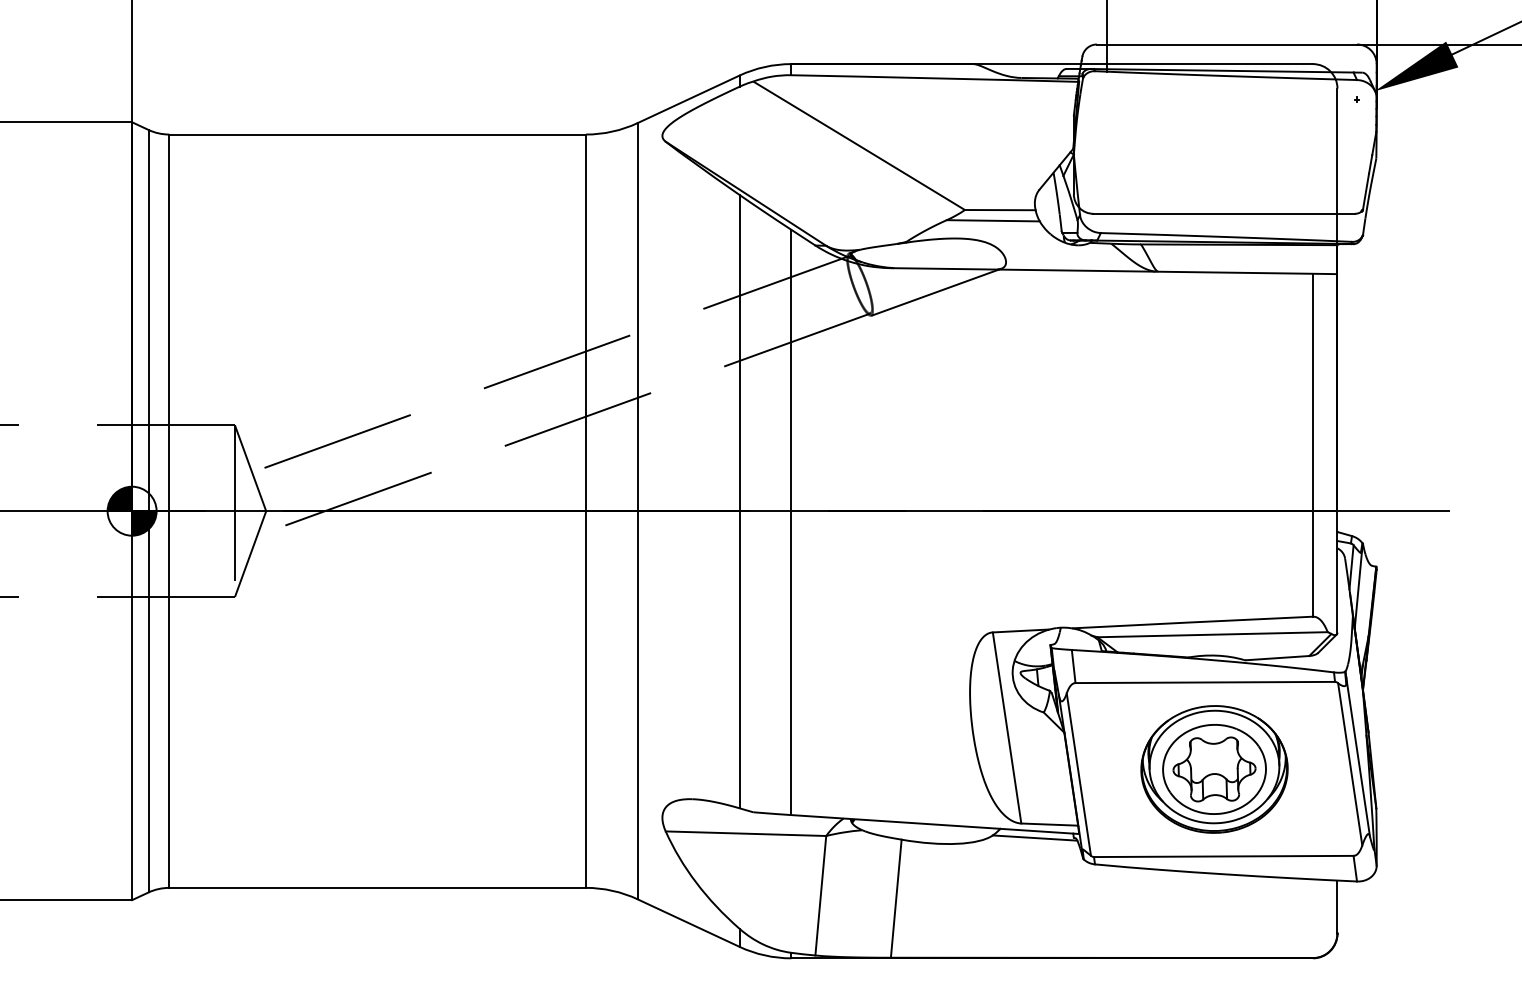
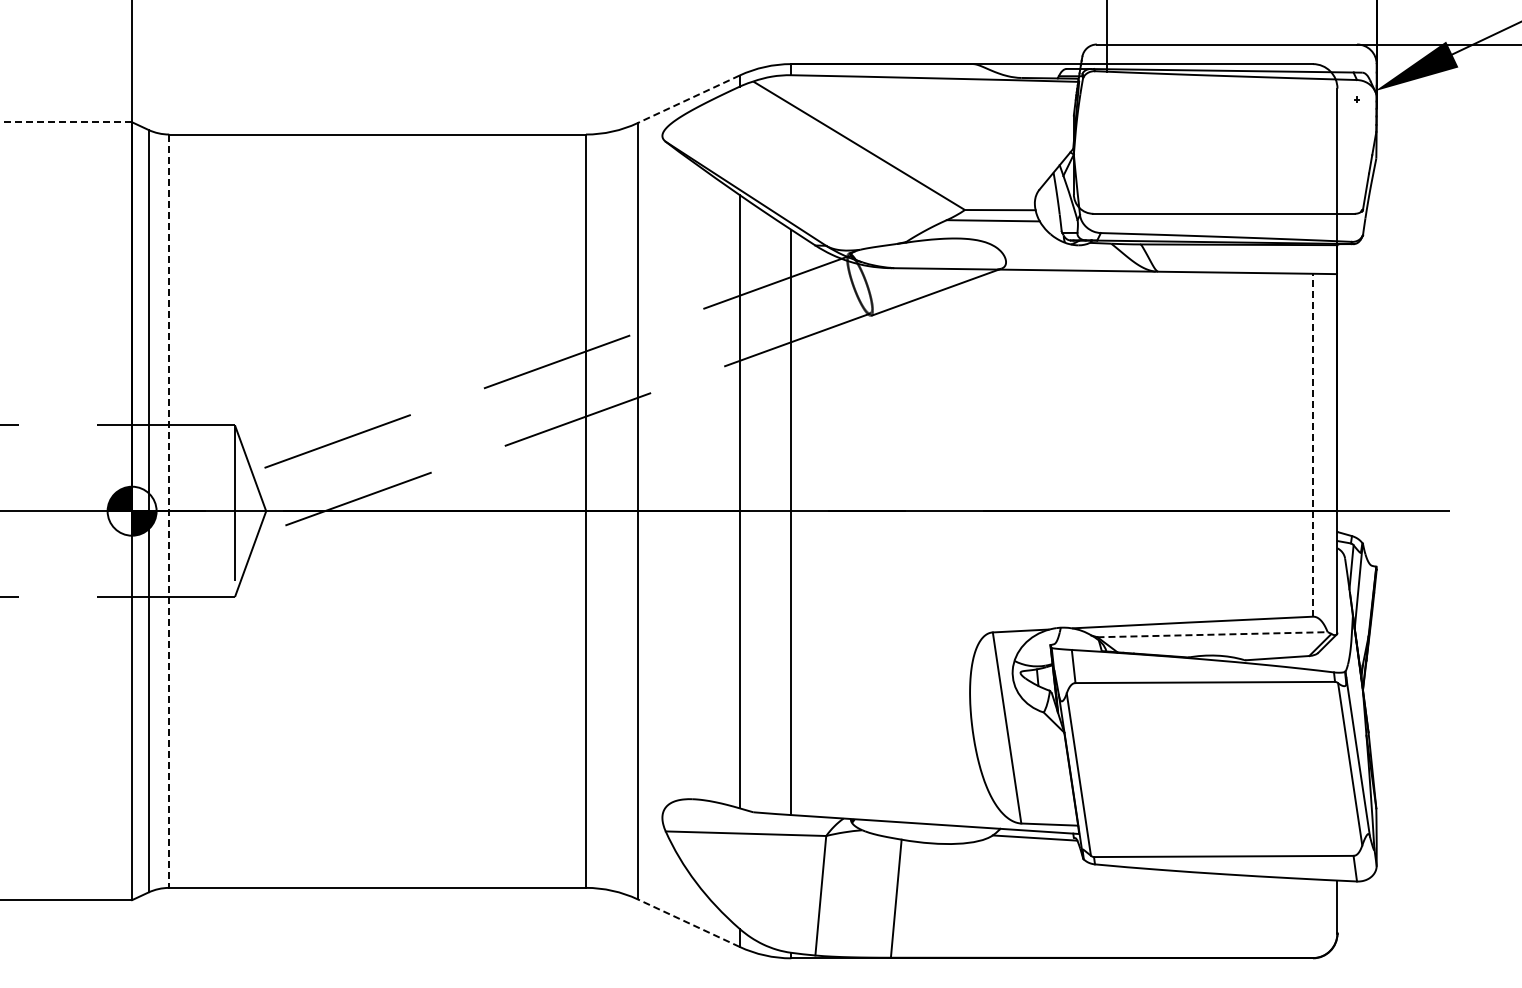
line: solid -> dashed (688, 99)
line: solid -> dashed (66, 122)
line: solid -> dashed (1312, 444)
line: solid -> dashed (169, 511)
line: solid -> dashed (1213, 634)
part: present -> none (1214, 769)
line: solid -> dashed (688, 922)
